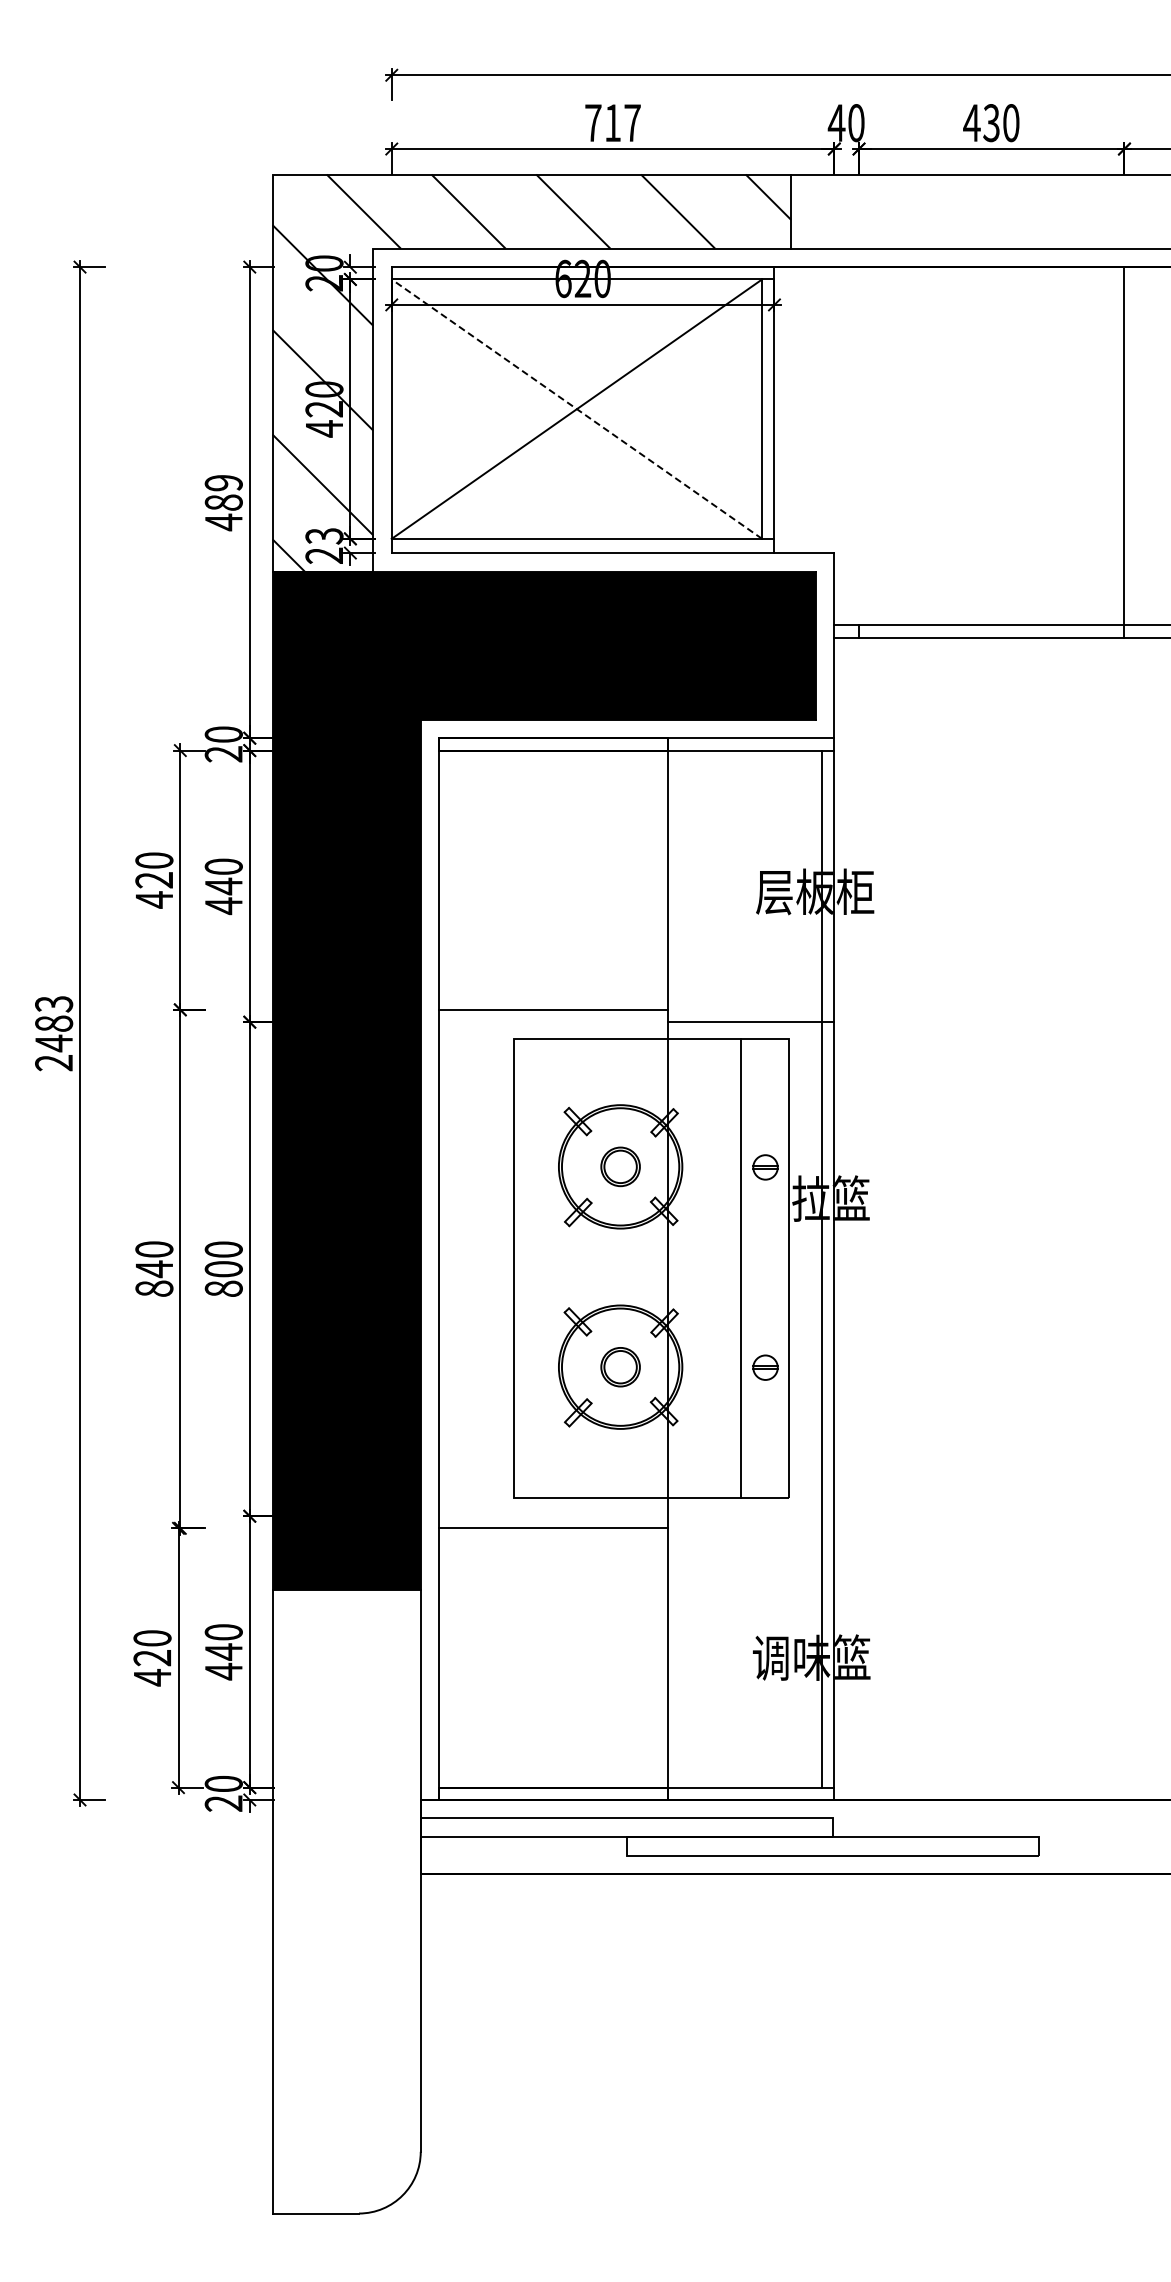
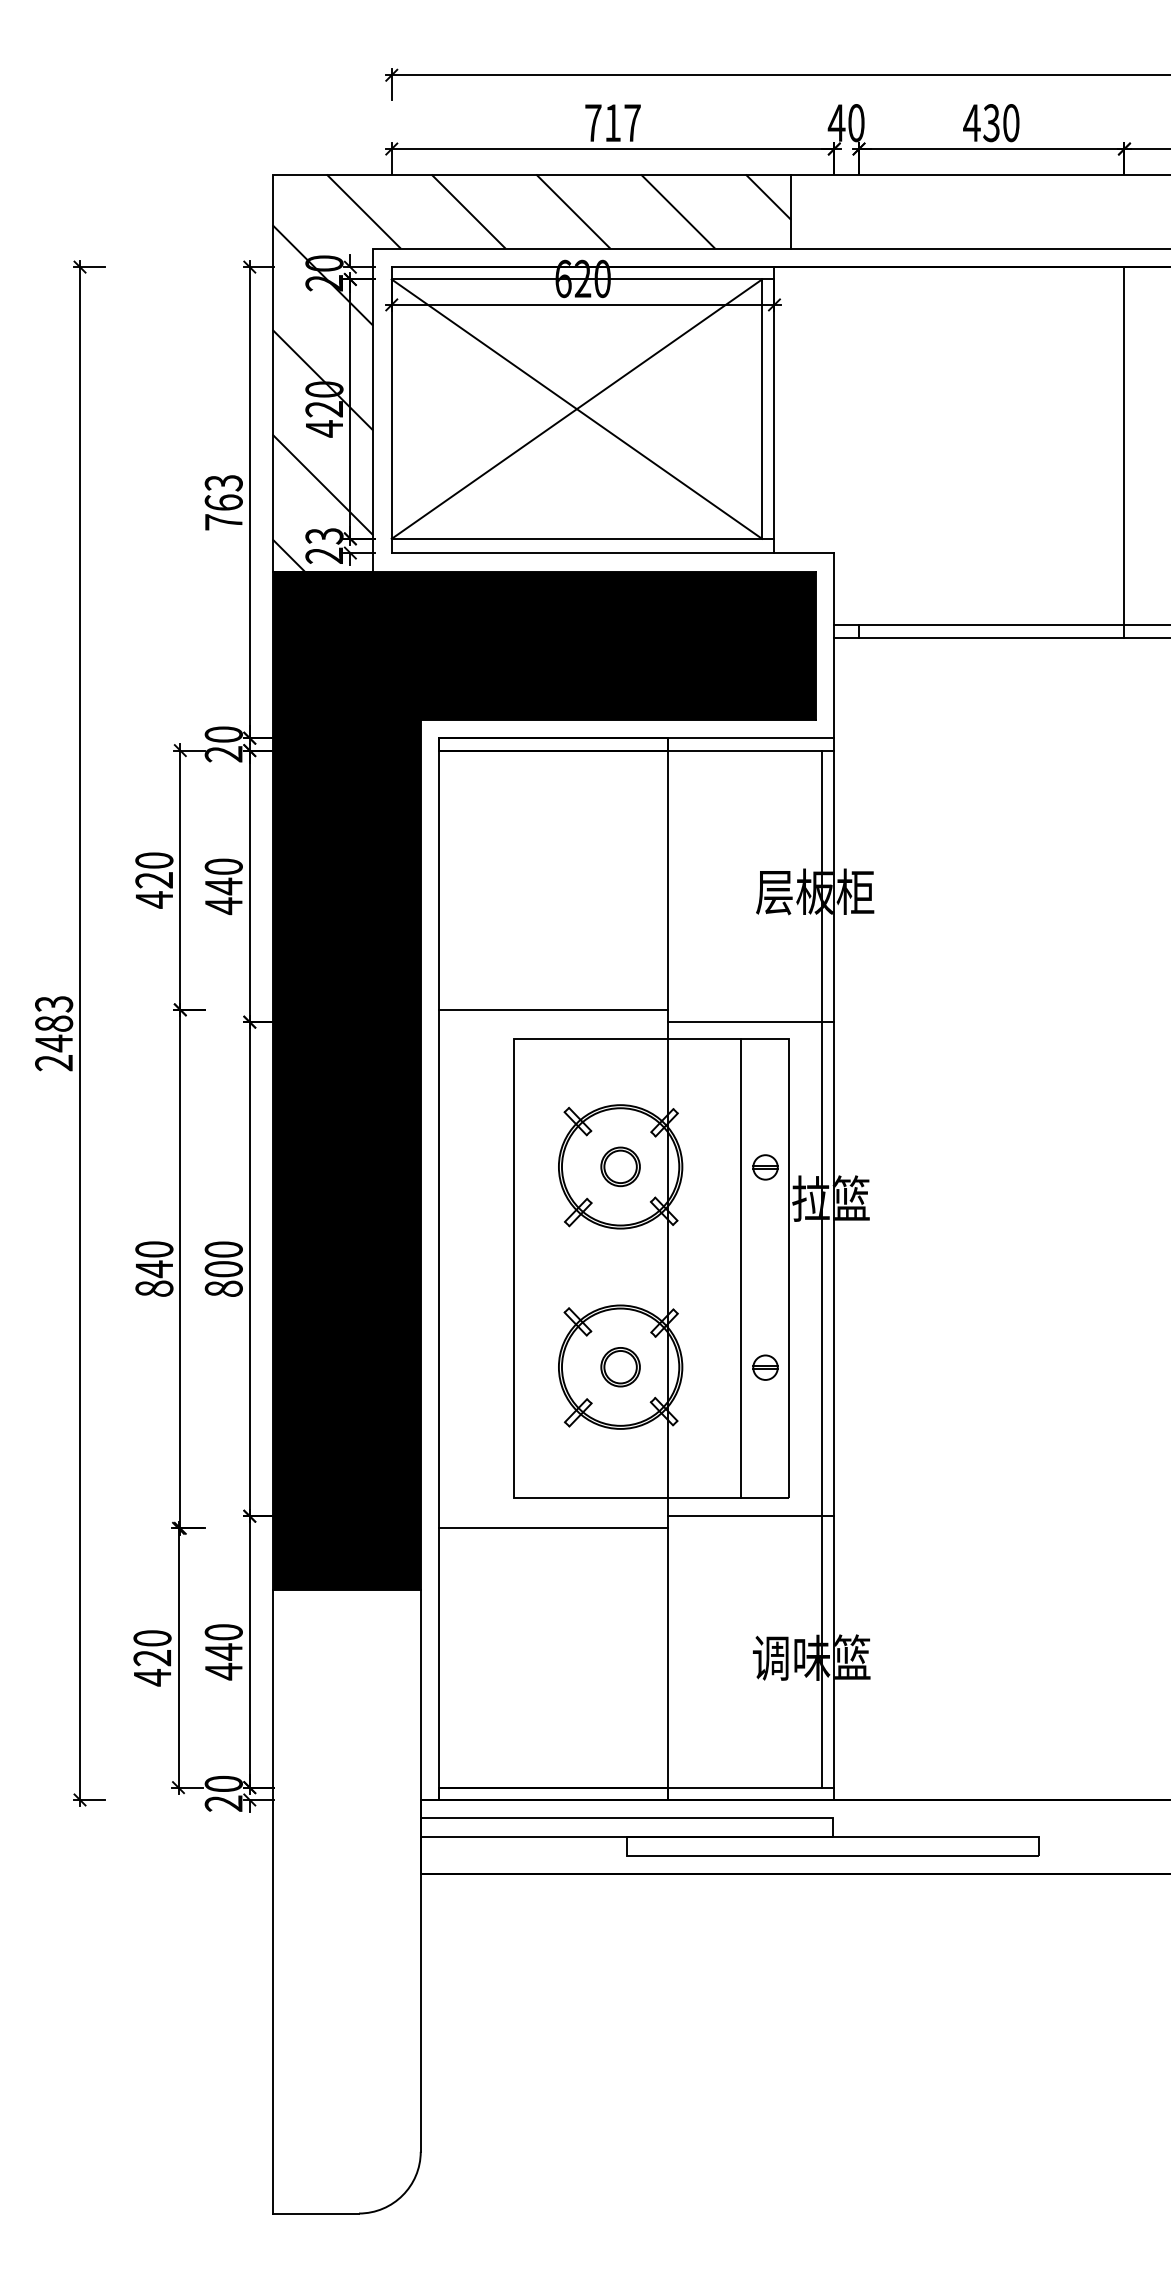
line: dashed -> solid (576, 408)
text: 489 -> 763 (223, 503)
line: none -> present (750, 1516)
